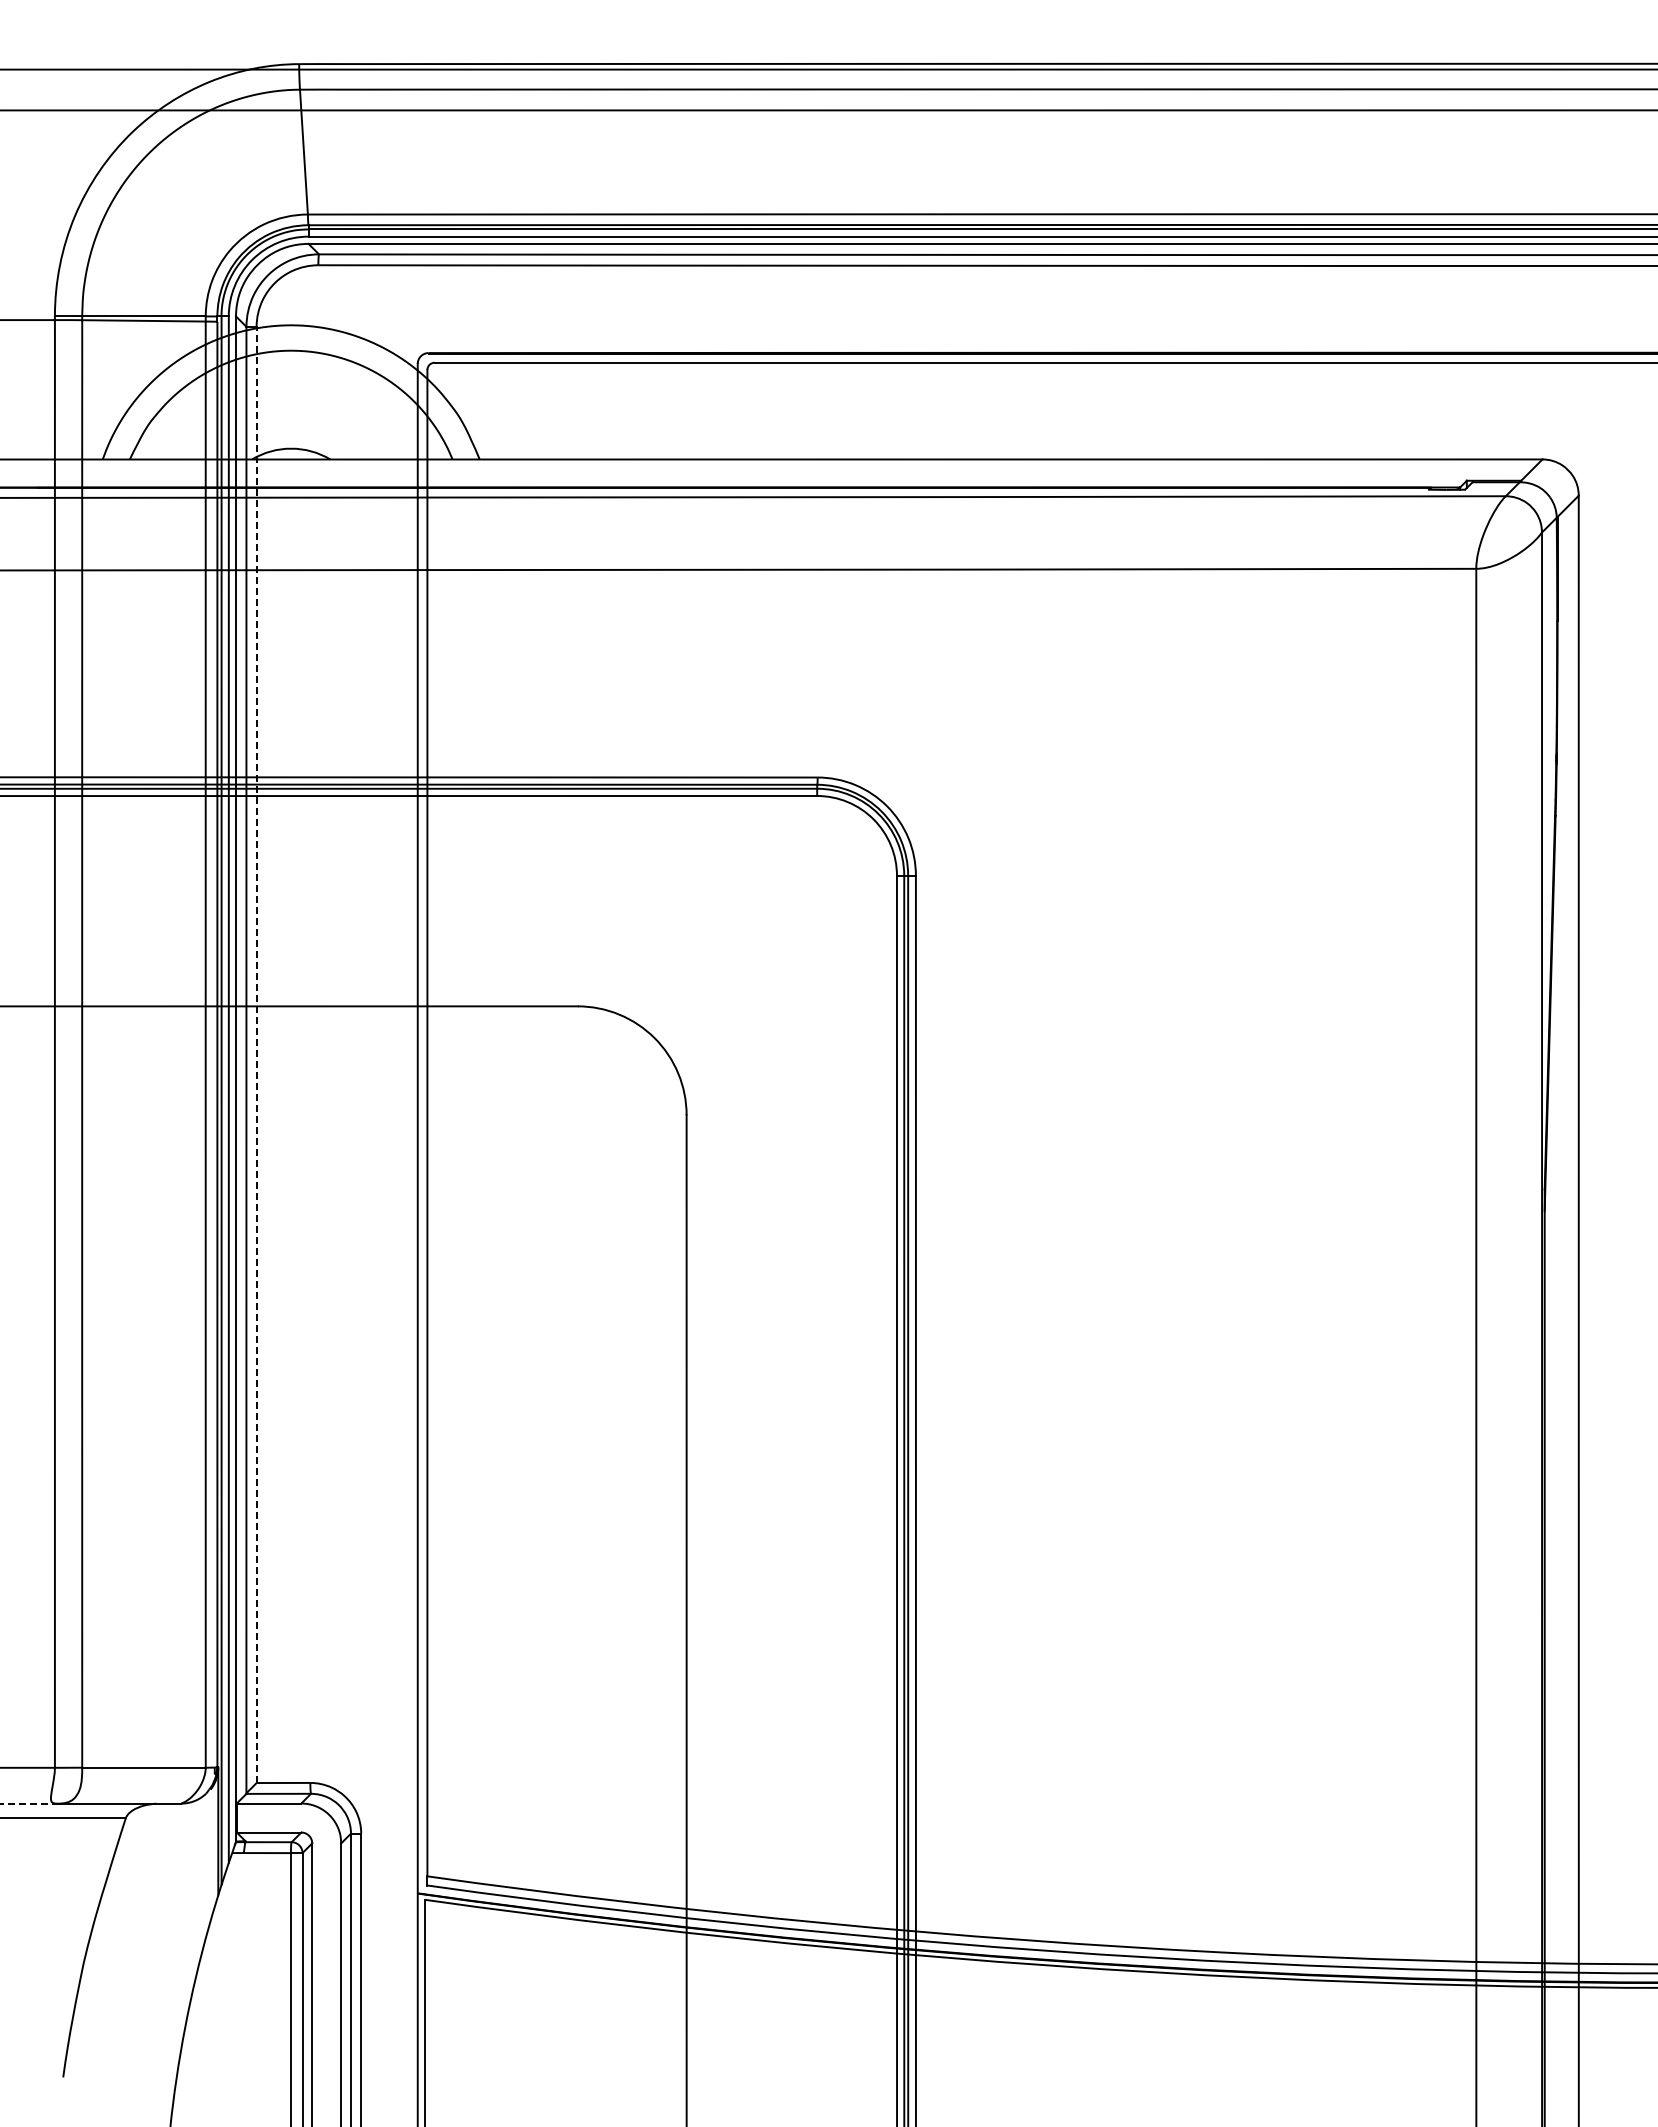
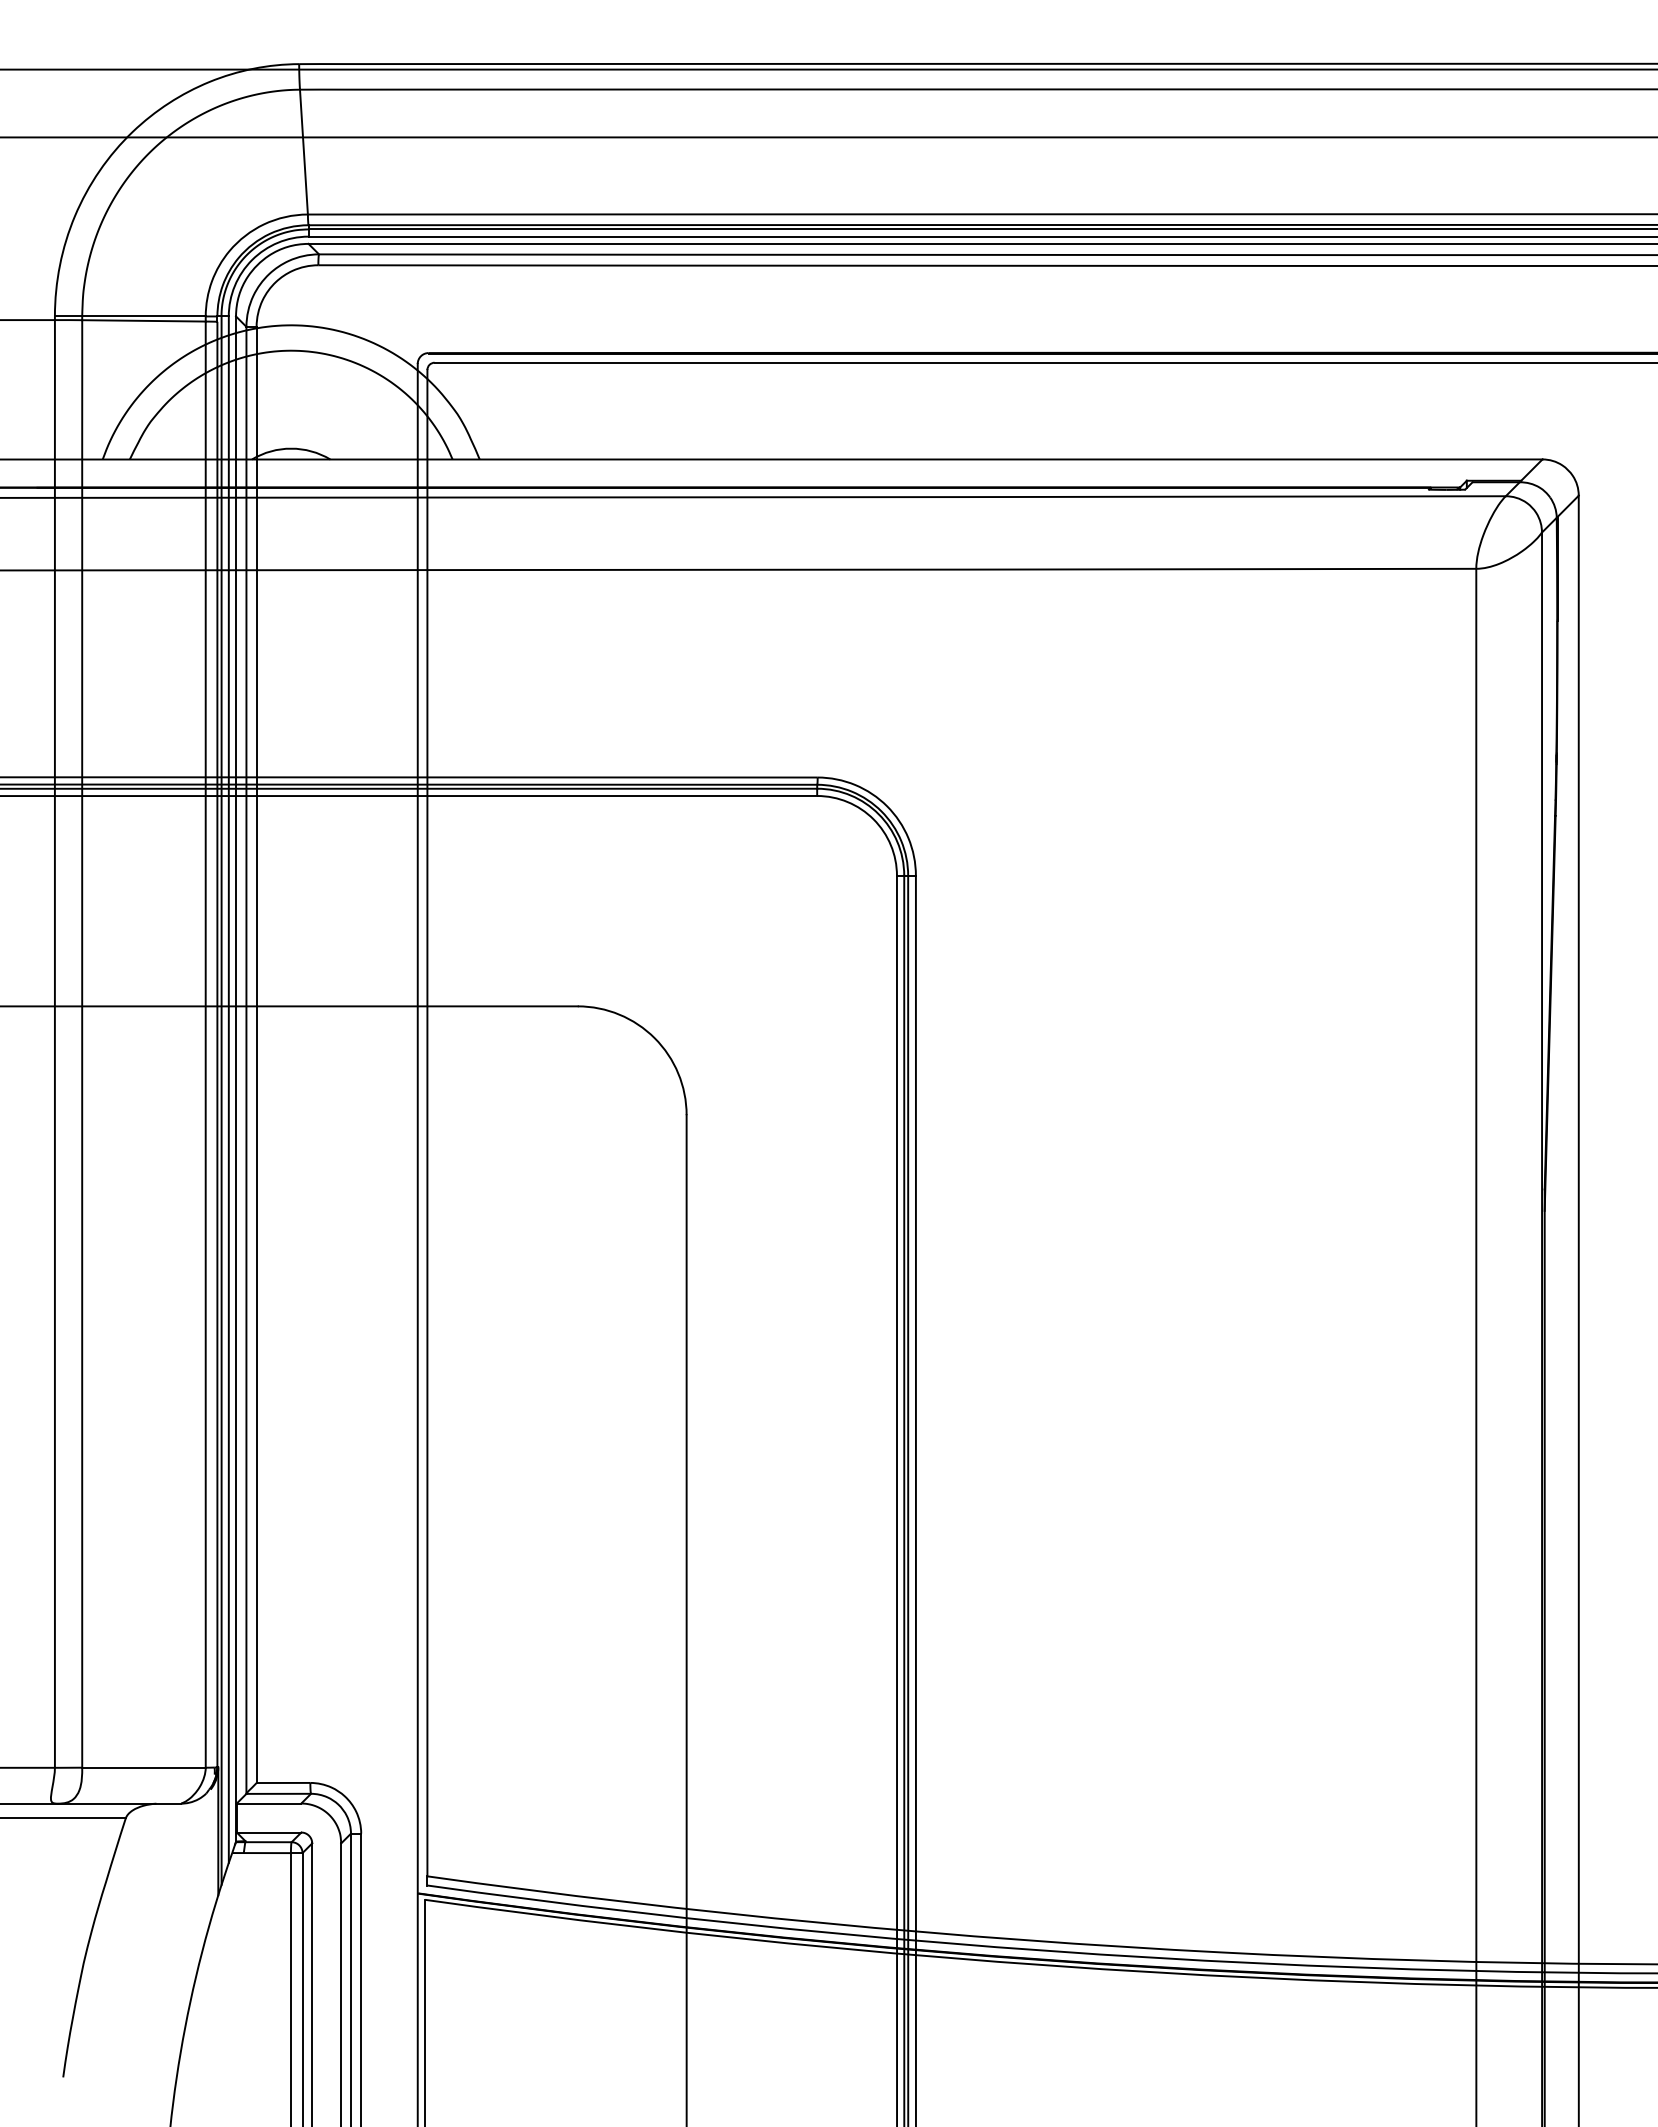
line position: (828, 110) -> (828, 137) (828, 137)
line: dashed -> solid (256, 1054)
line: dashed -> solid (29, 1803)
